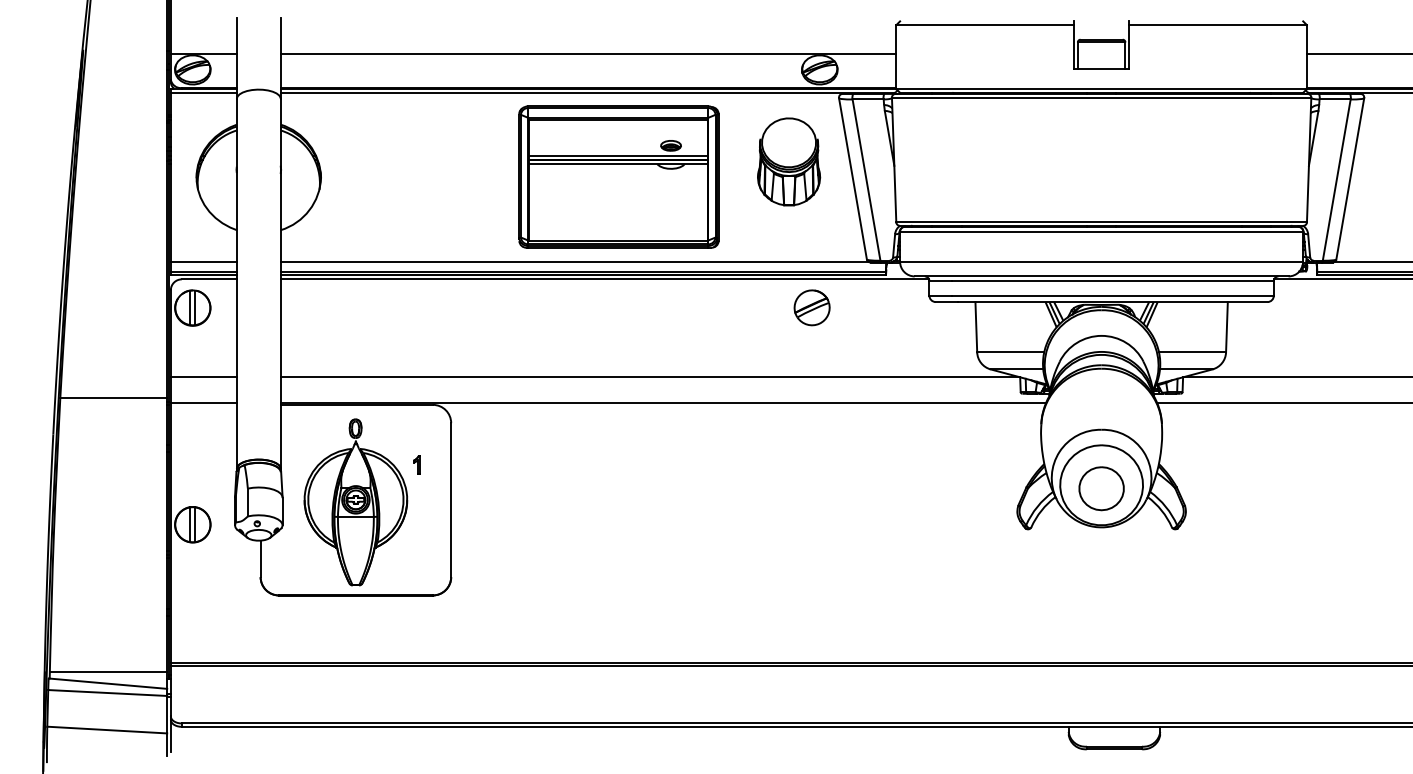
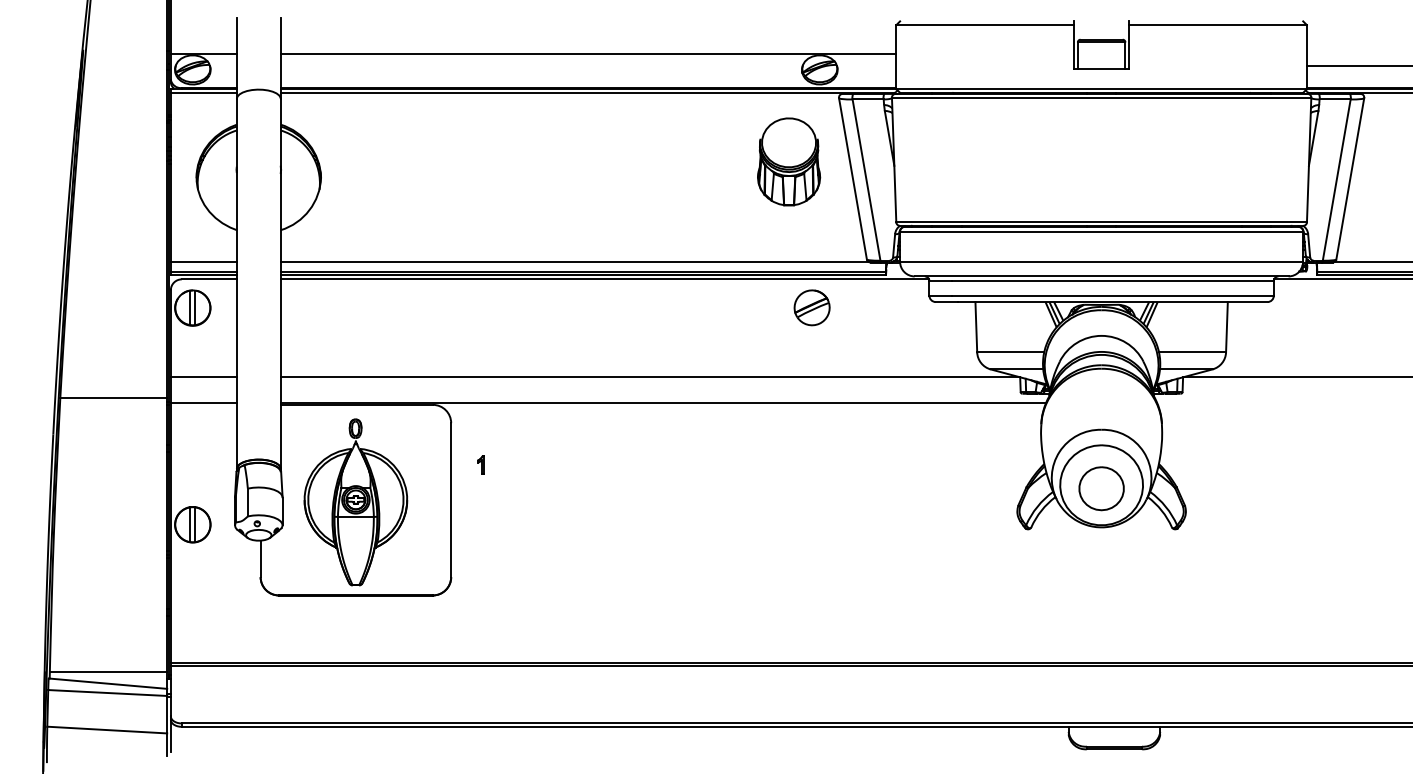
line position: (1357, 54) -> (1357, 66) (1357, 66)
part: present -> none (618, 176)
line: present -> none (1283, 402)
part position: (416, 464) -> (480, 464) (480, 464)
